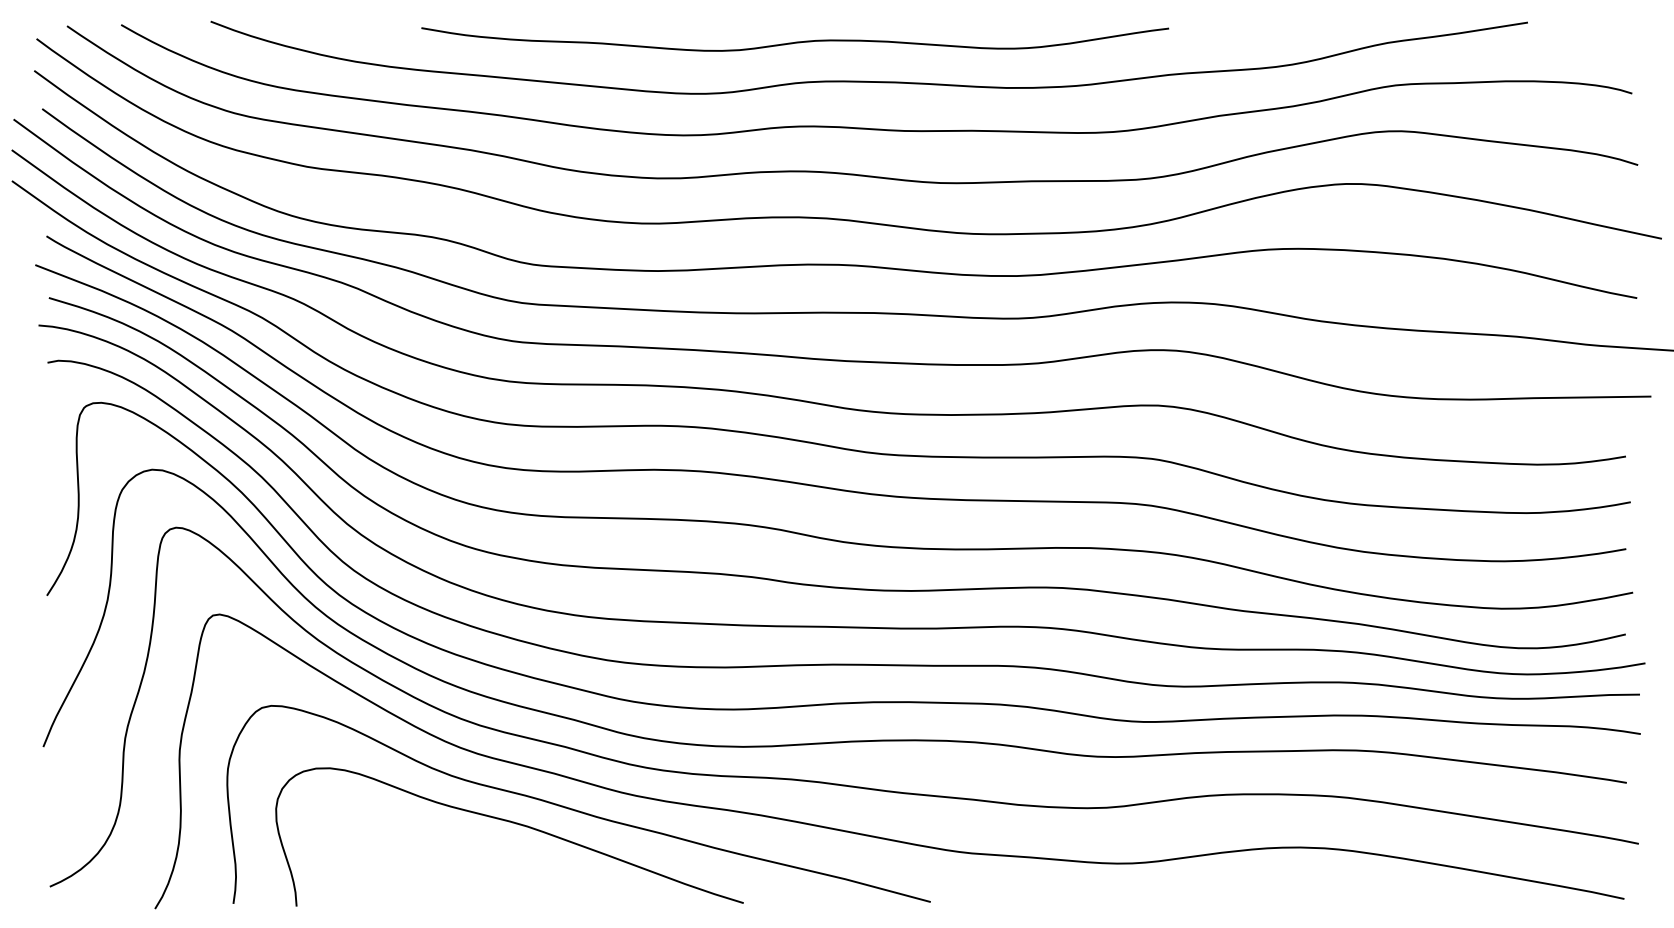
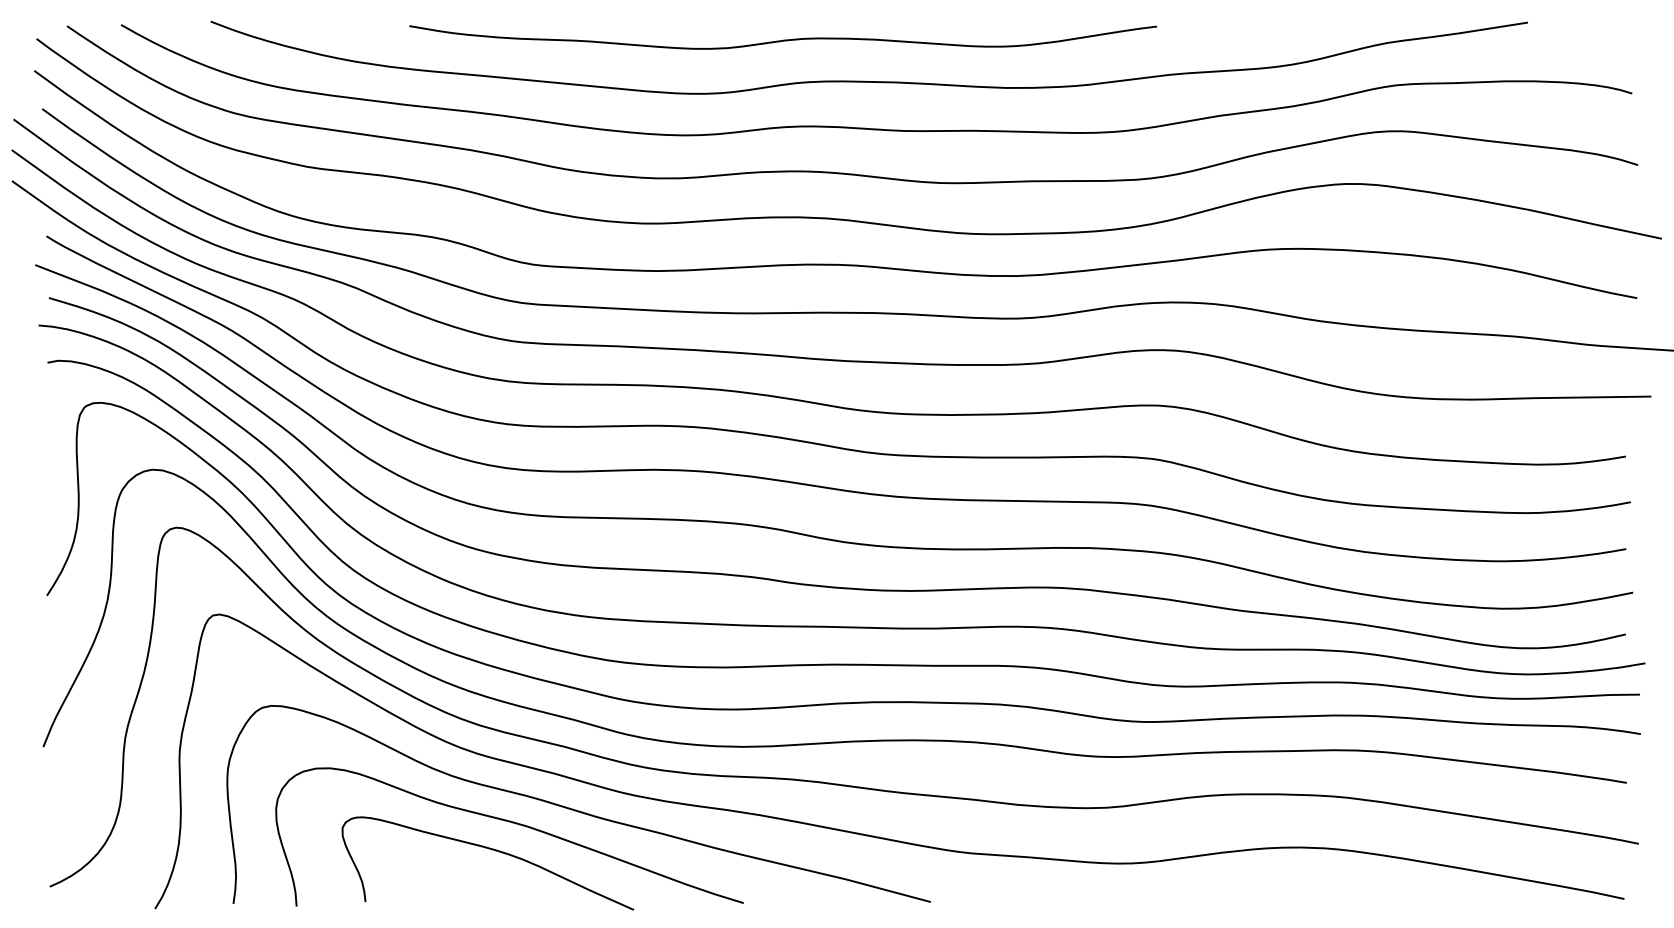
curve position: (795, 41) -> (783, 39) (783, 39)
curve: none -> present (492, 850)
